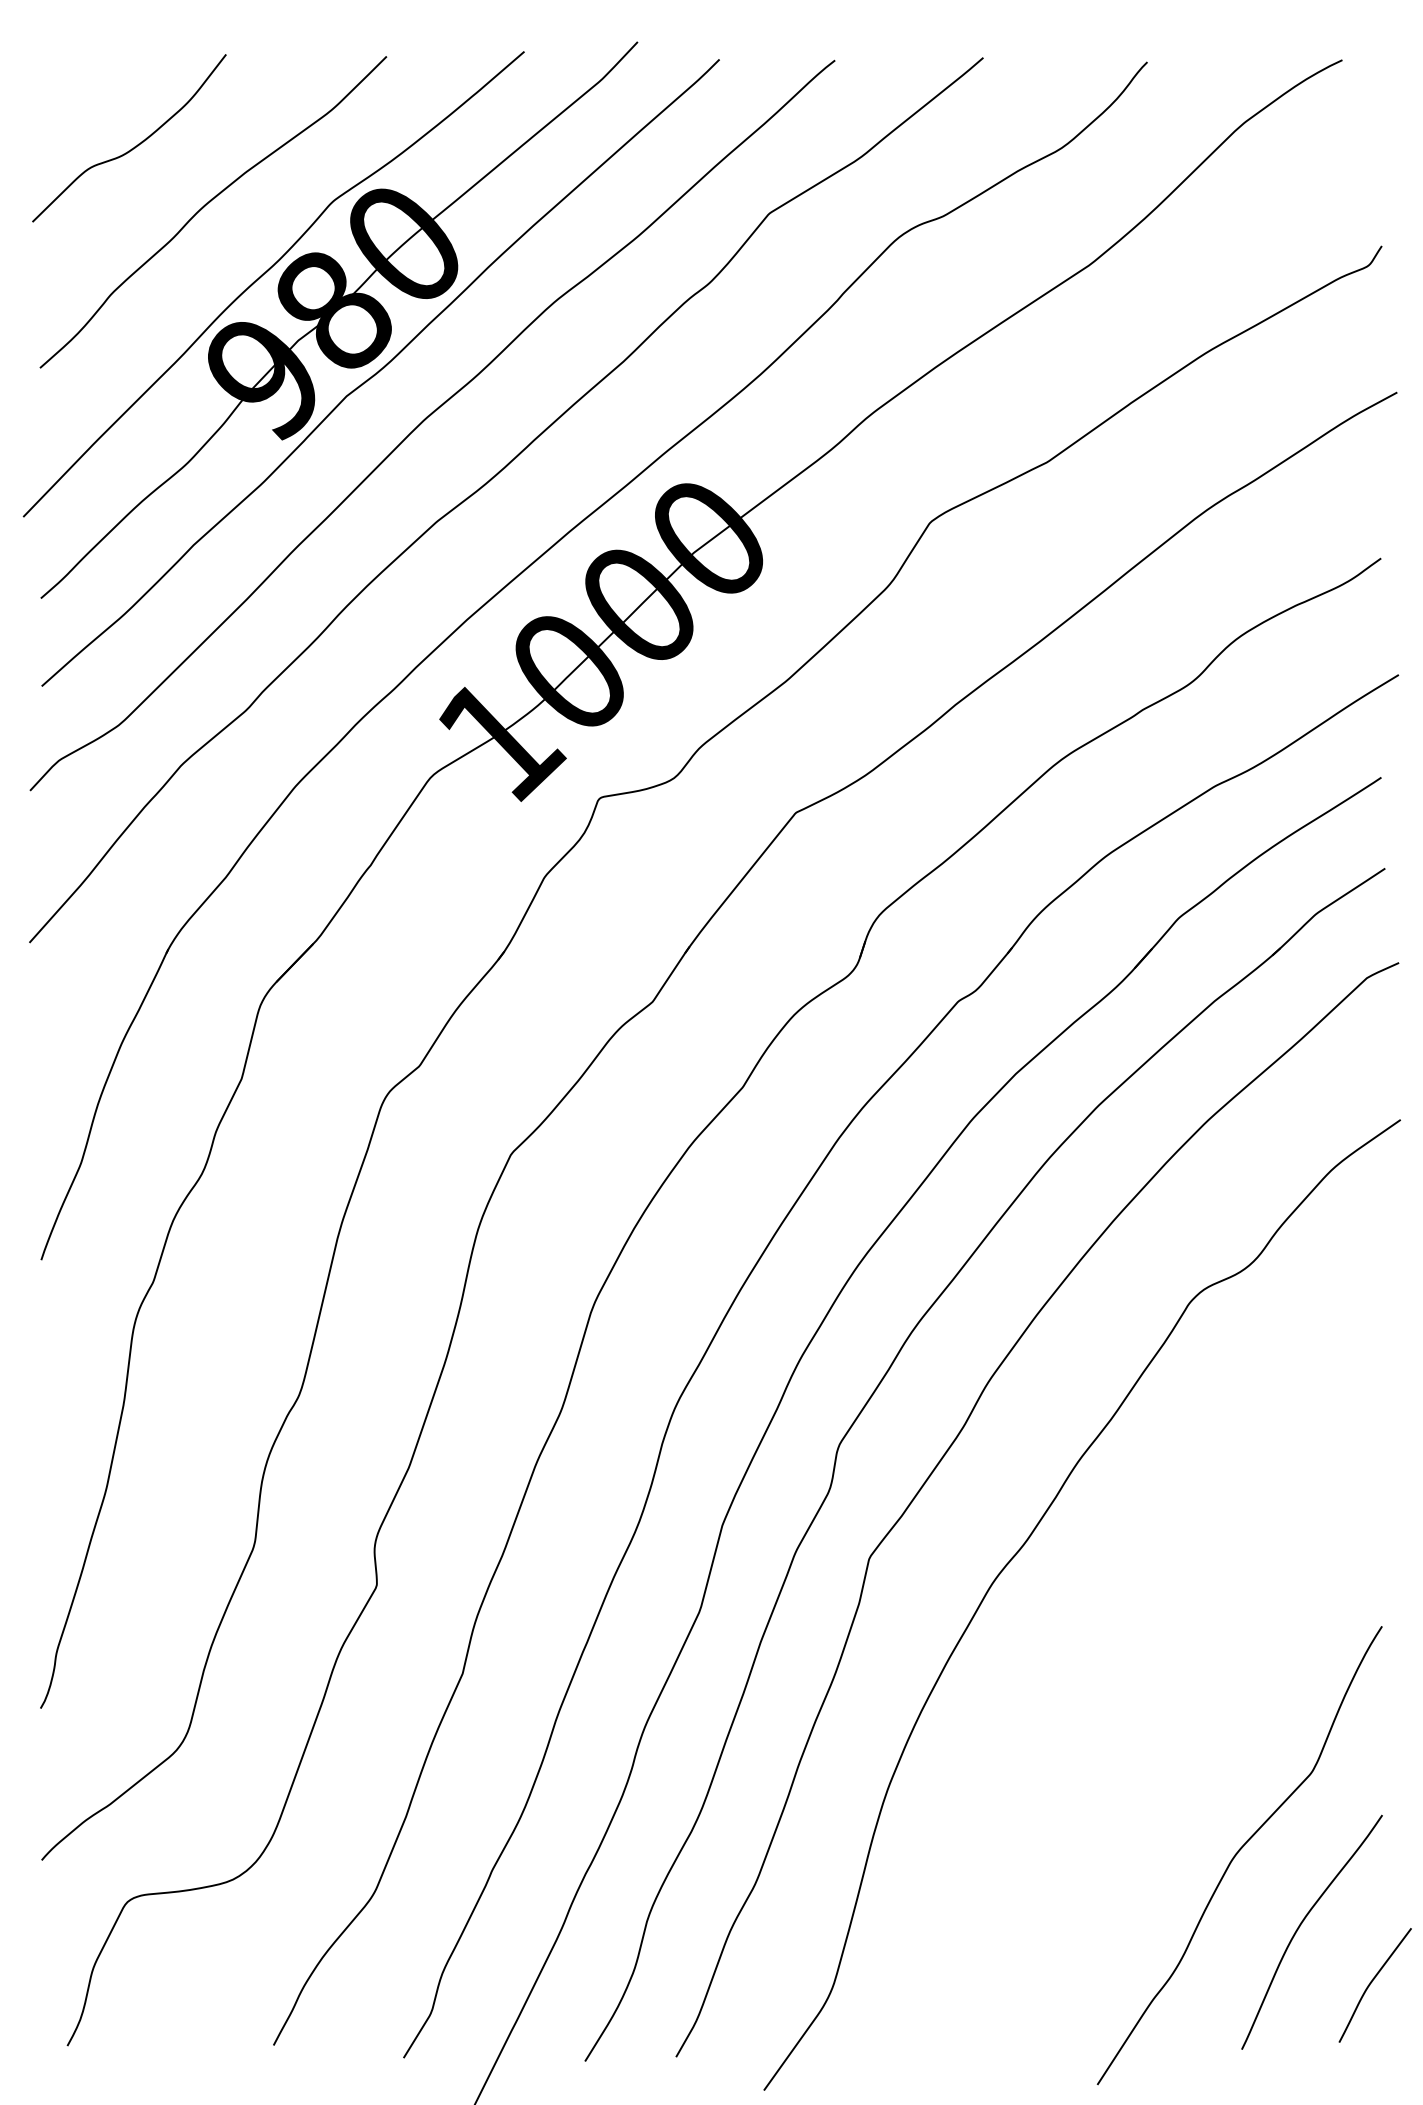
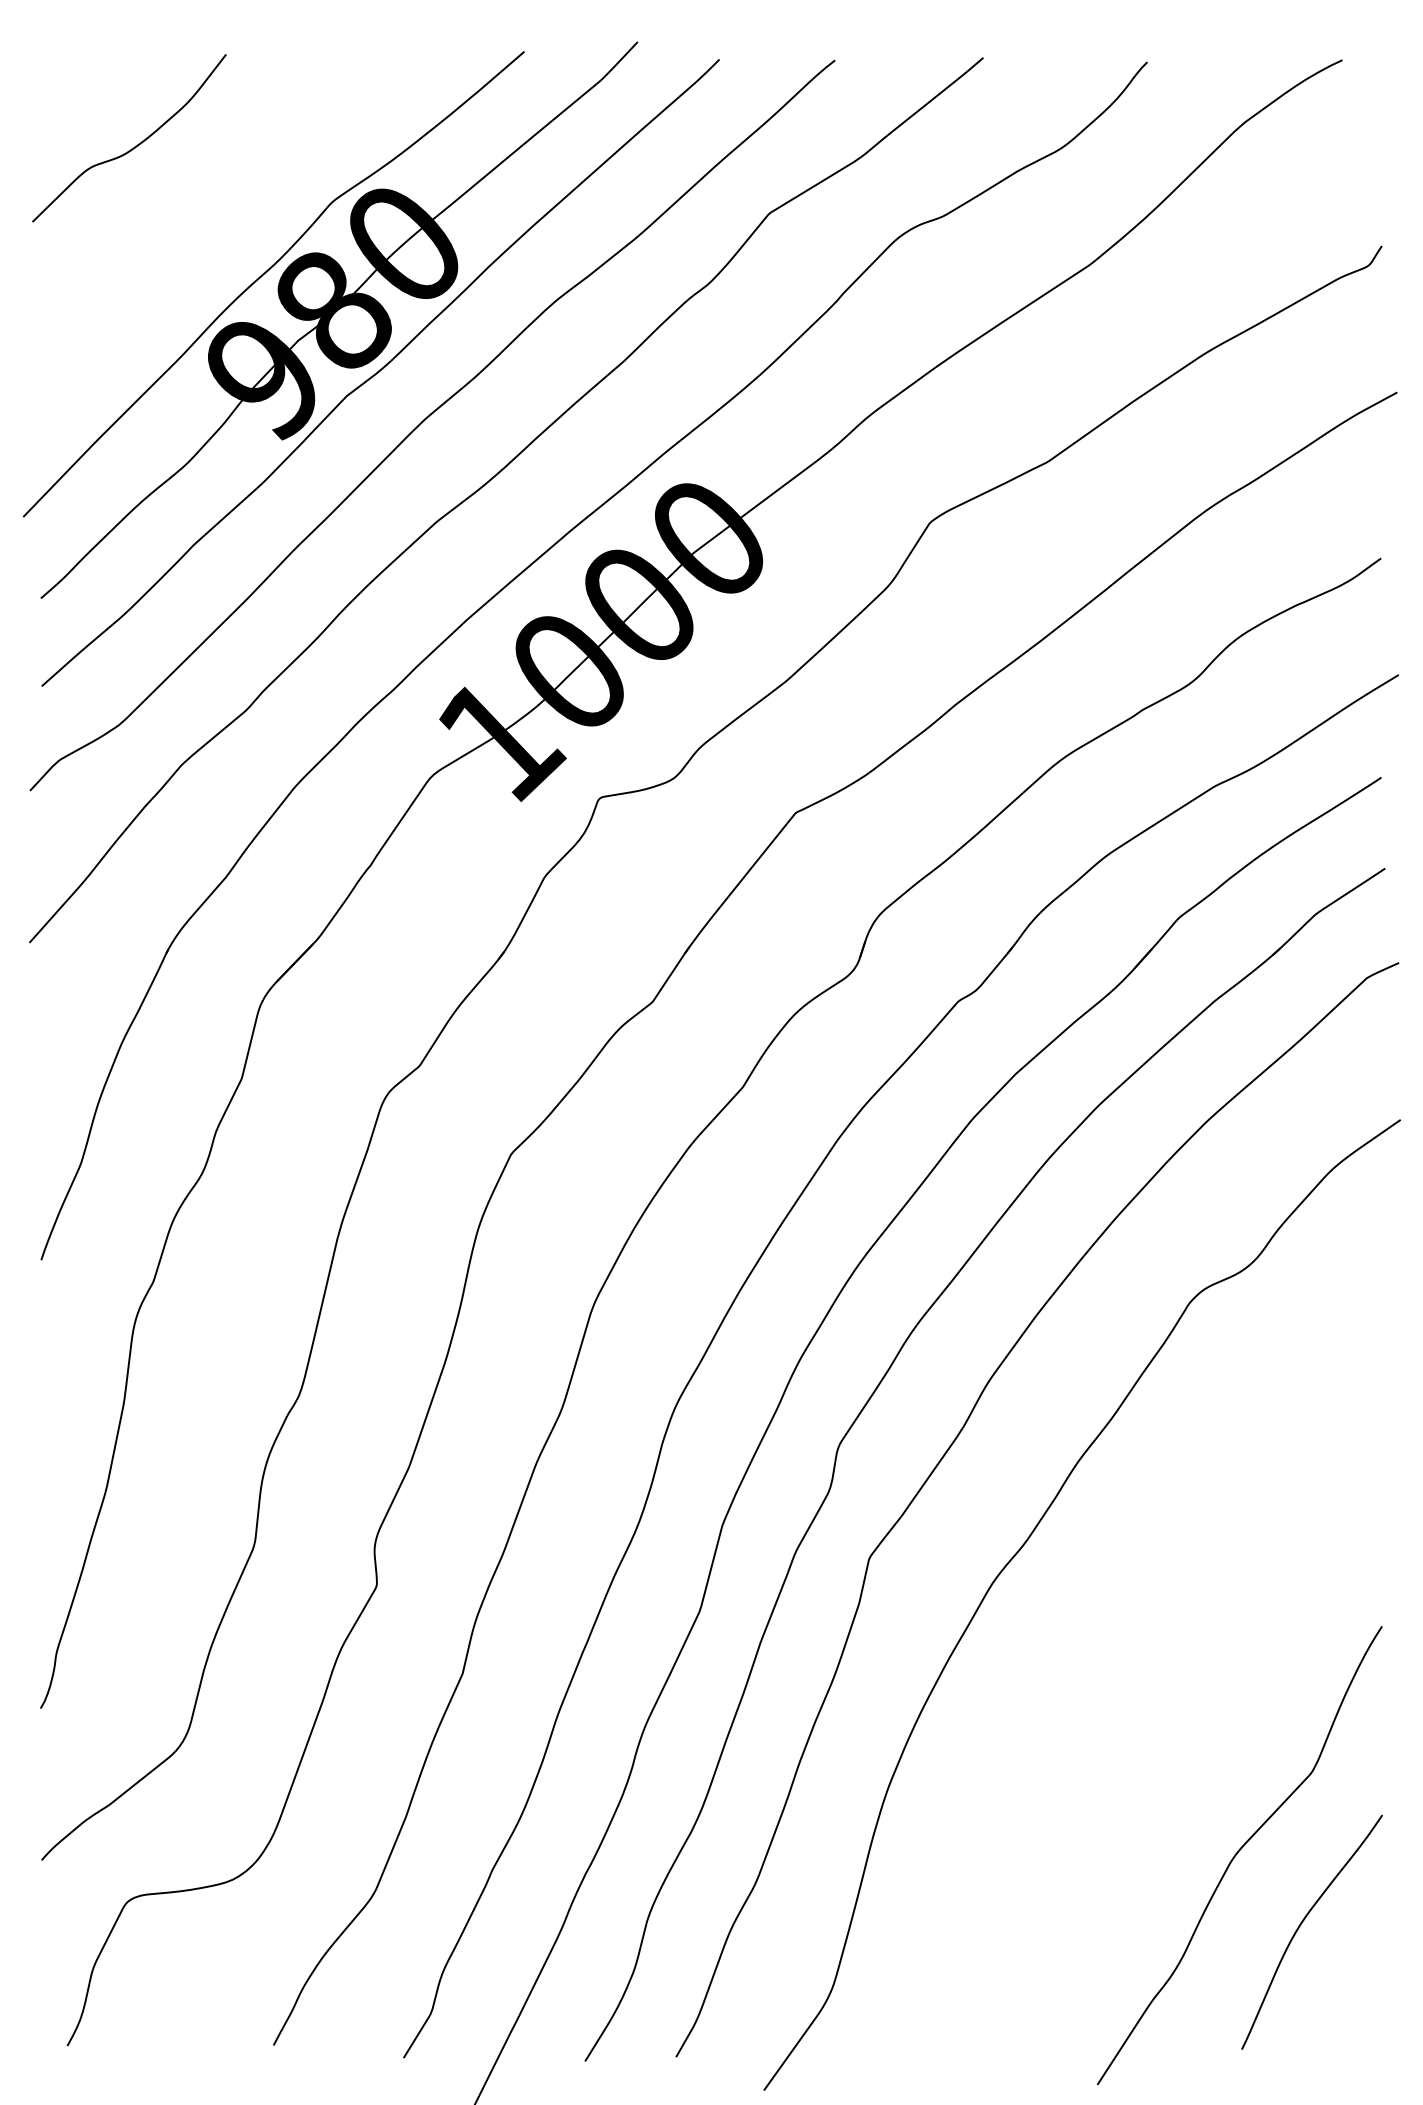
curve: present -> none (206, 205)
curve: present -> none (1372, 1982)
